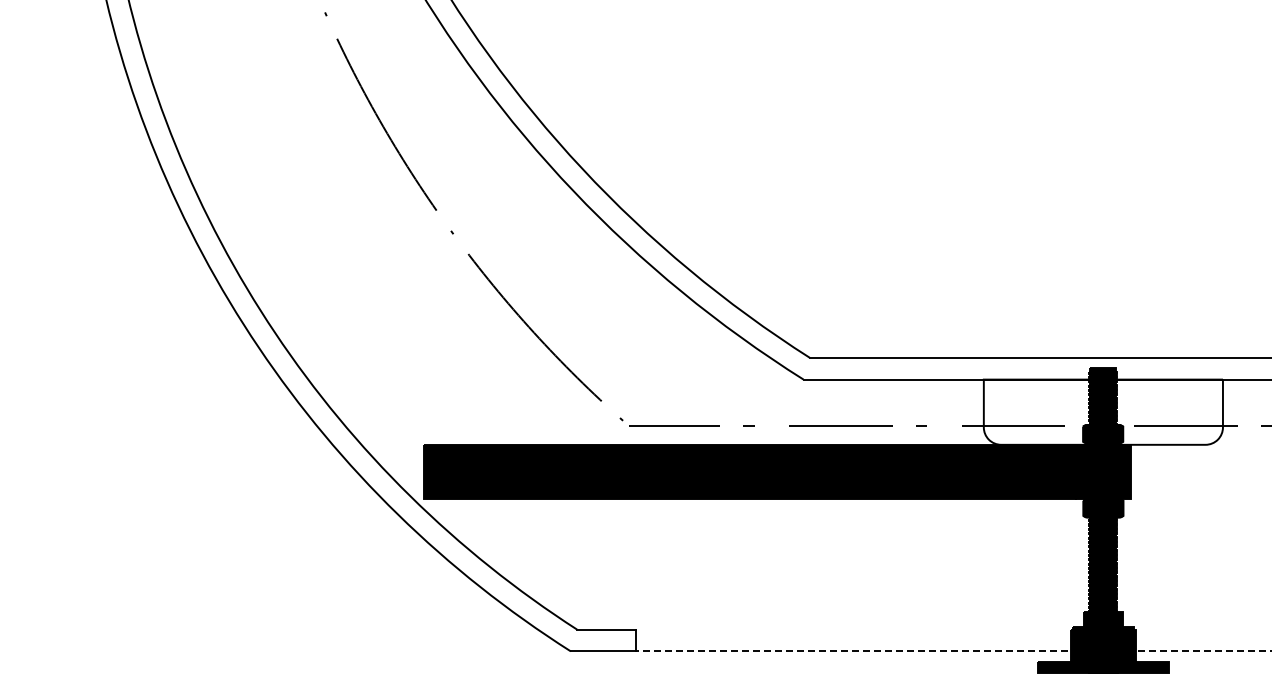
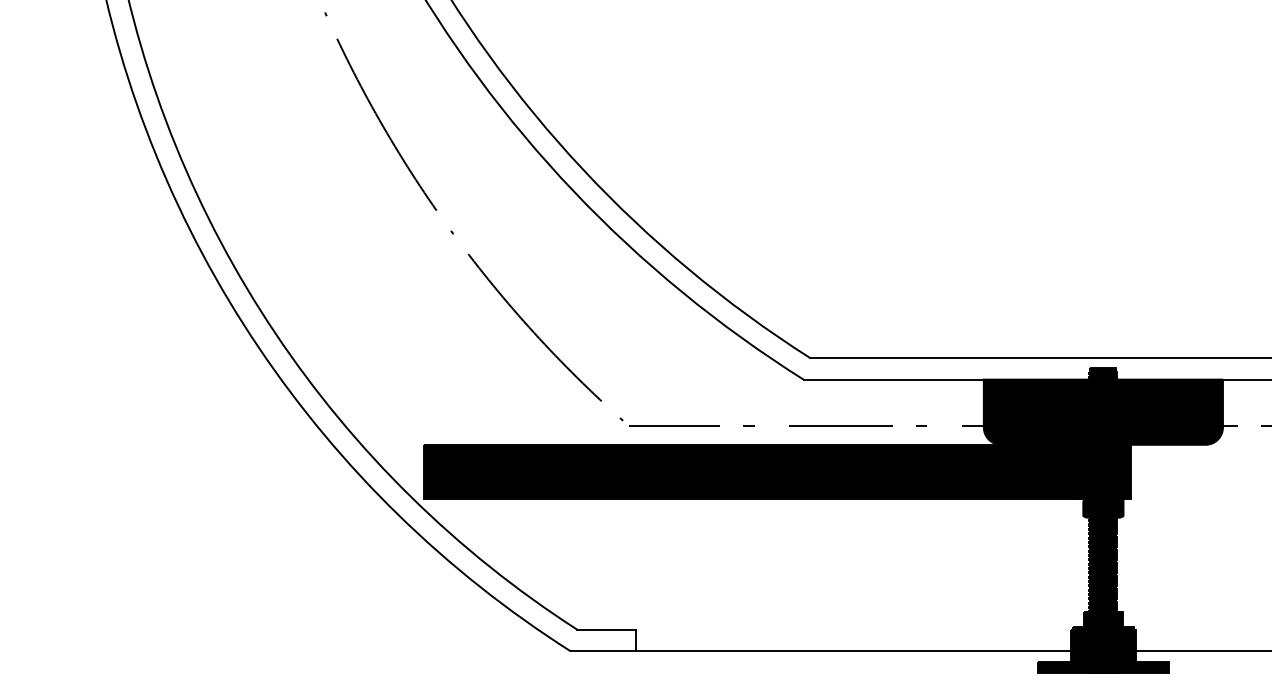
fill: none -> present (1102, 411)
line: dashed -> solid (953, 651)
